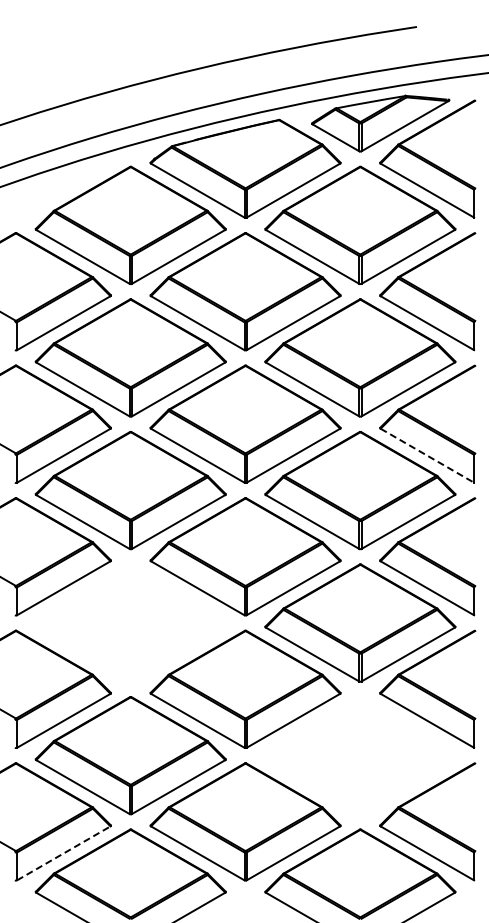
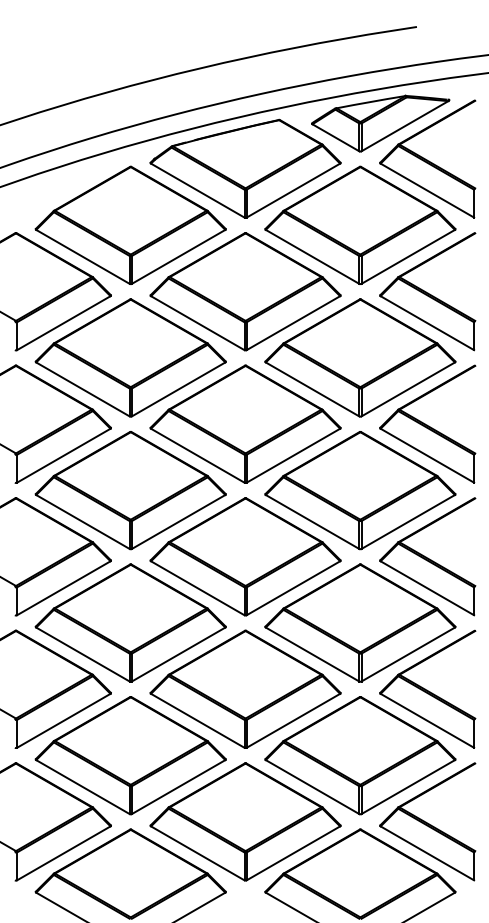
line: dashed -> solid (427, 455)
part: none -> present (130, 622)
part: none -> present (360, 755)
line: dashed -> solid (63, 853)
